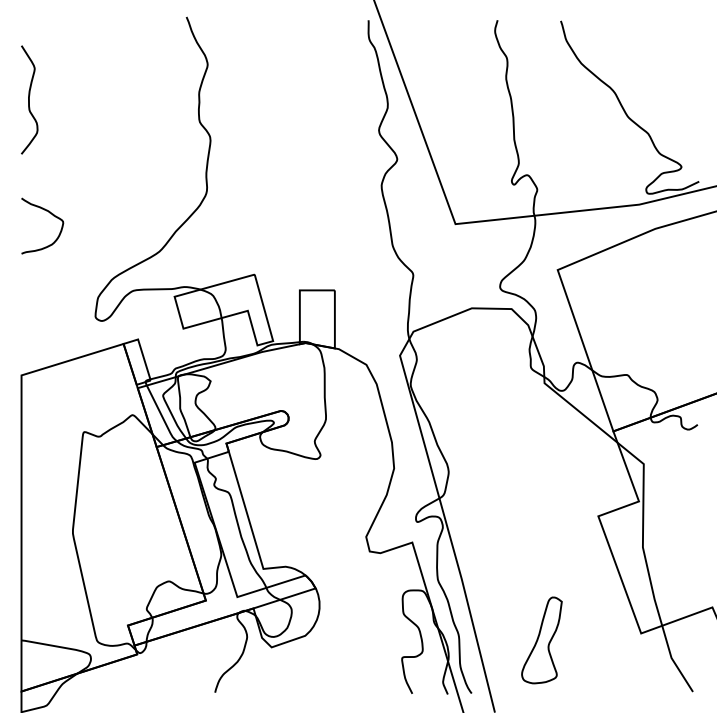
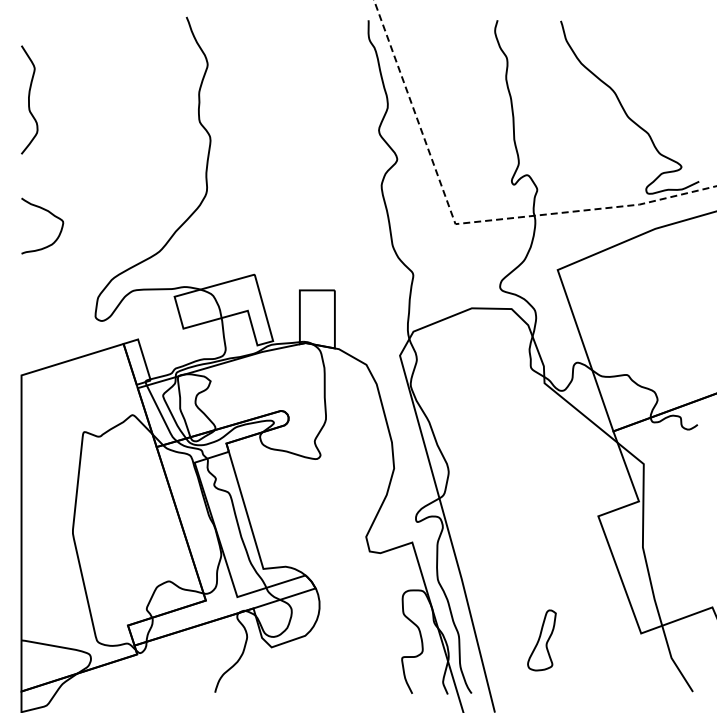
line: solid -> dashed (468, 222)
part size: 42x89 px -> 30x63 px (541, 640)
